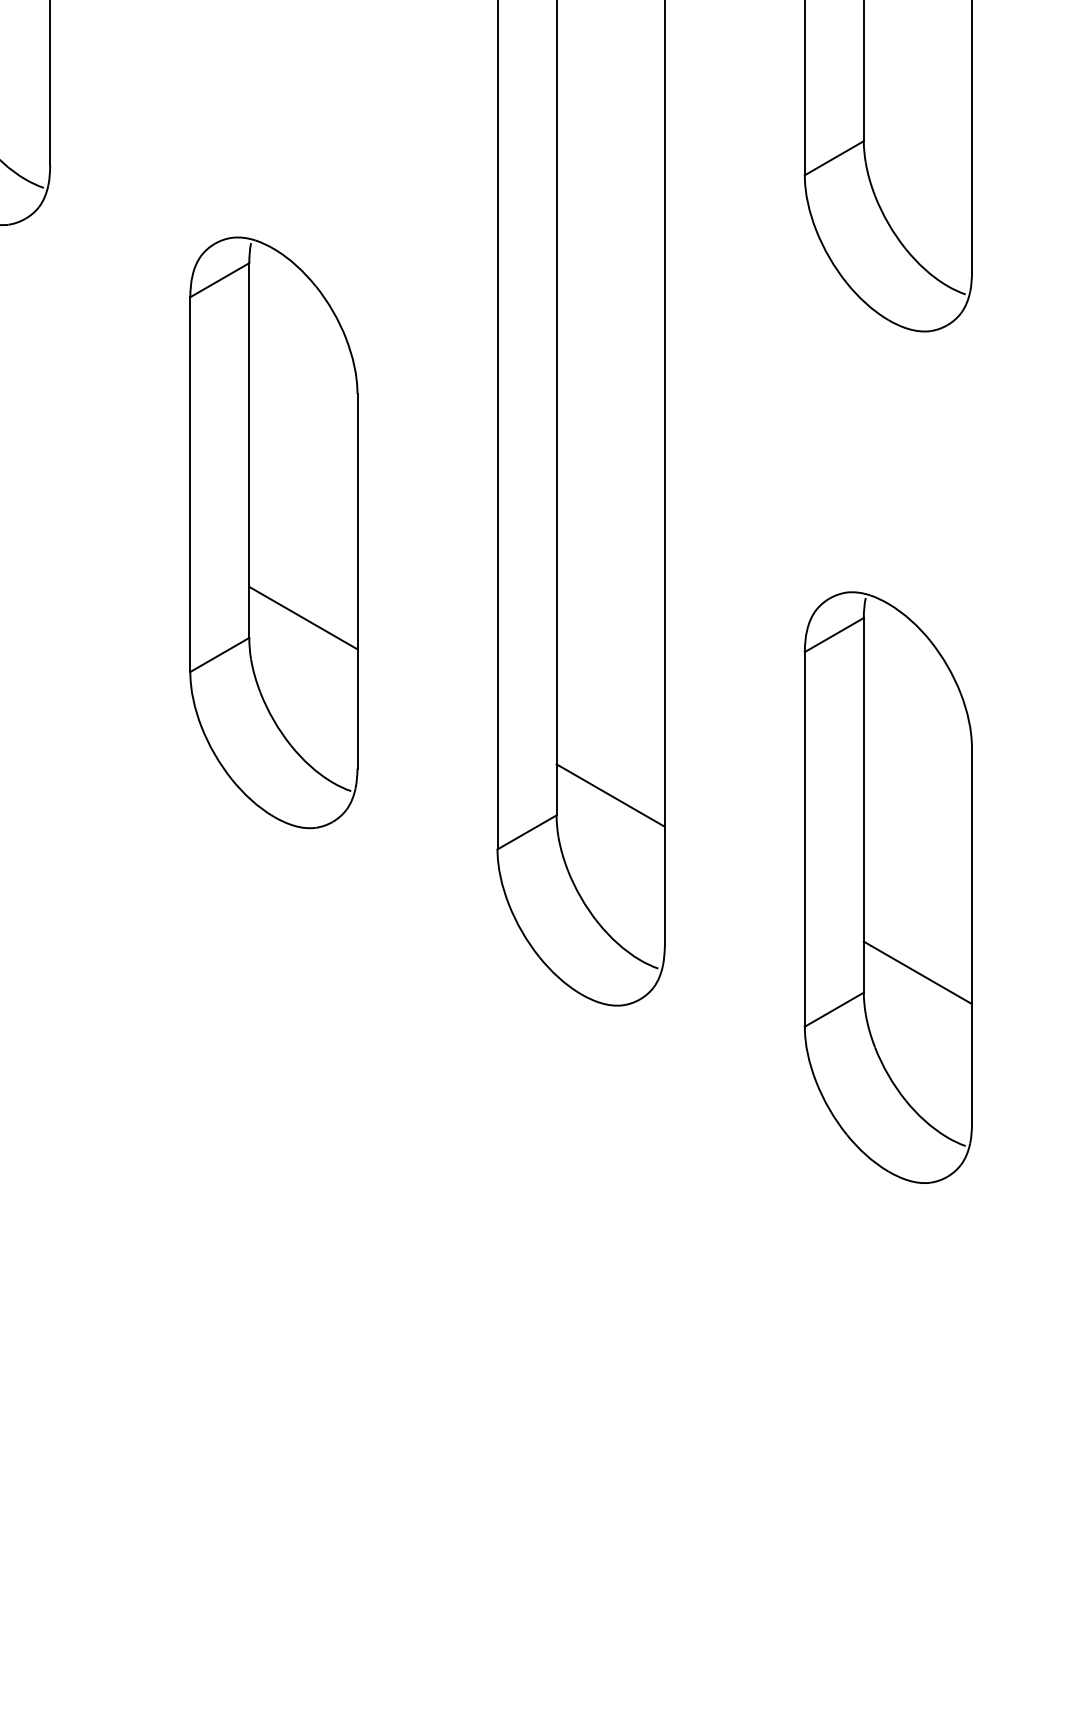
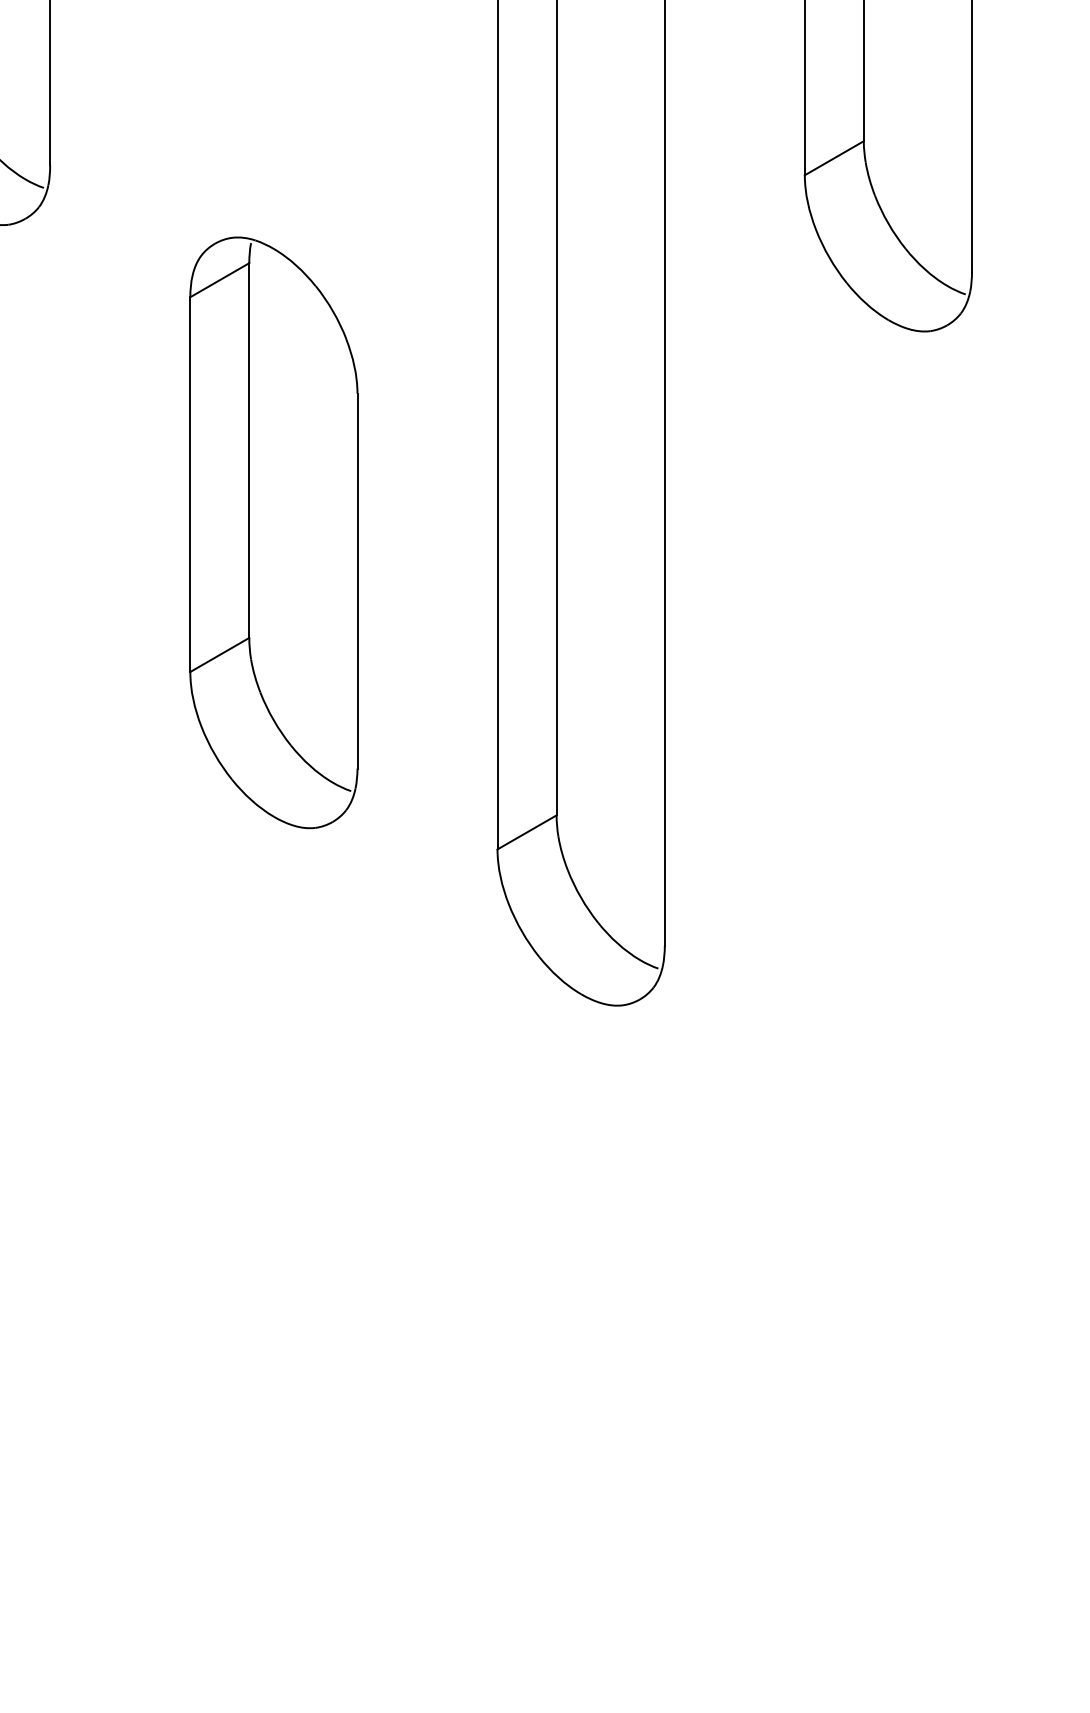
line: present -> none (303, 617)
line: present -> none (610, 795)
part: present -> none (887, 887)
